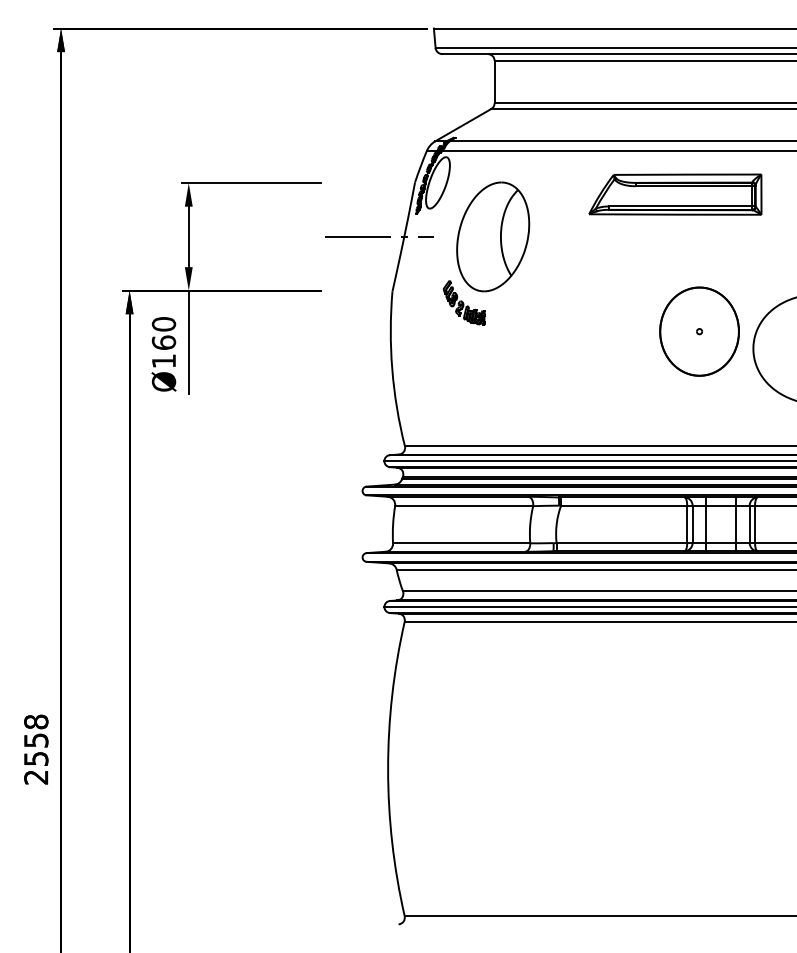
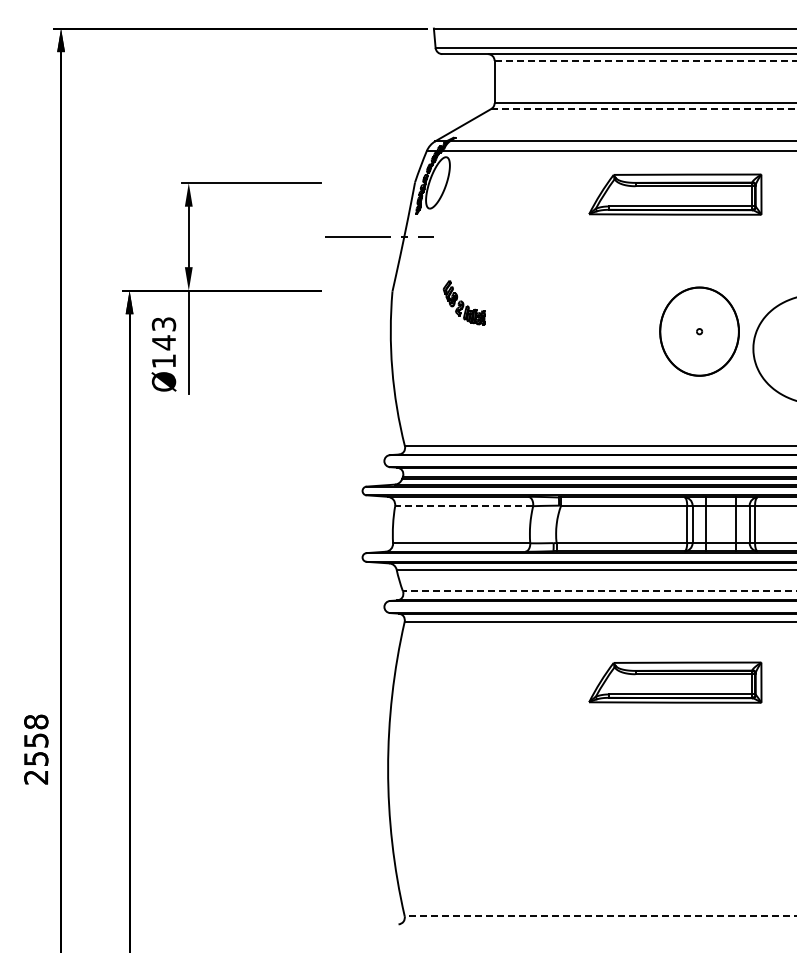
line: solid -> dashed (645, 60)
line: solid -> dashed (644, 109)
part: present -> none (493, 236)
text: Ø160 -> Ø143 (163, 333)
line: present -> none (588, 461)
line: solid -> dashed (464, 506)
line: solid -> dashed (599, 591)
line: present -> none (588, 607)
part: none -> present (675, 682)
line: solid -> dashed (600, 916)
